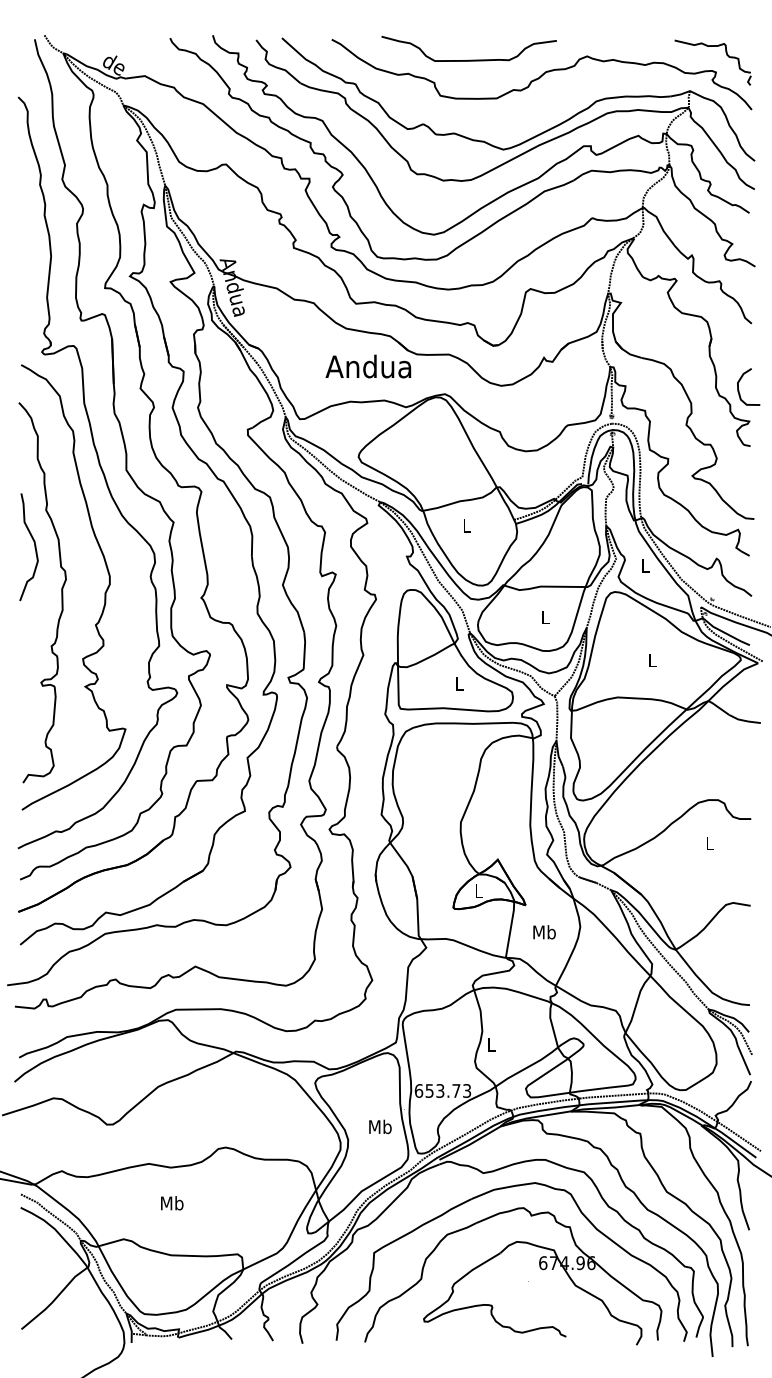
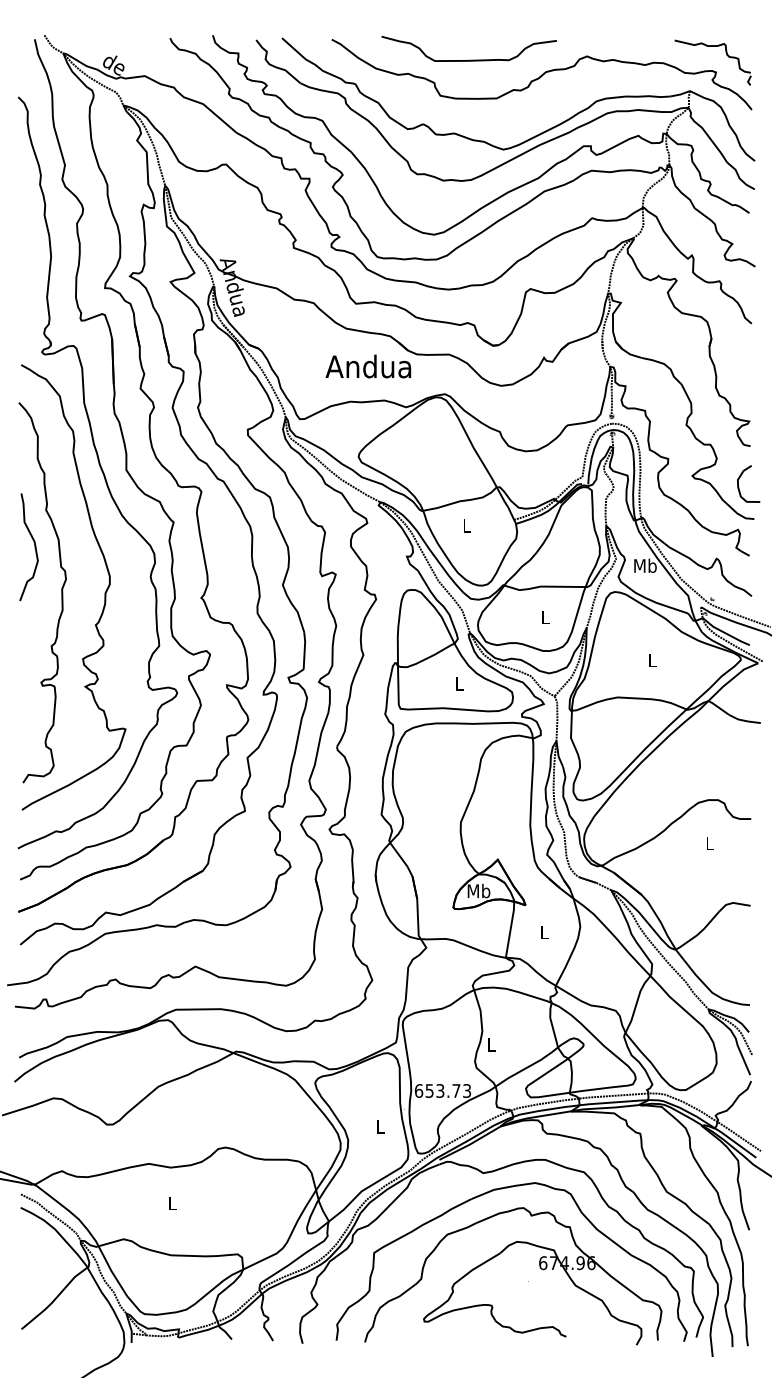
curve position: (739, 382) -> (739, 479) (739, 479)
text: L -> Mb (645, 565)
text: L -> Mb (478, 890)
text: Mb -> L (544, 932)
text: Mb -> L (380, 1126)
text: Mb -> L (172, 1203)
